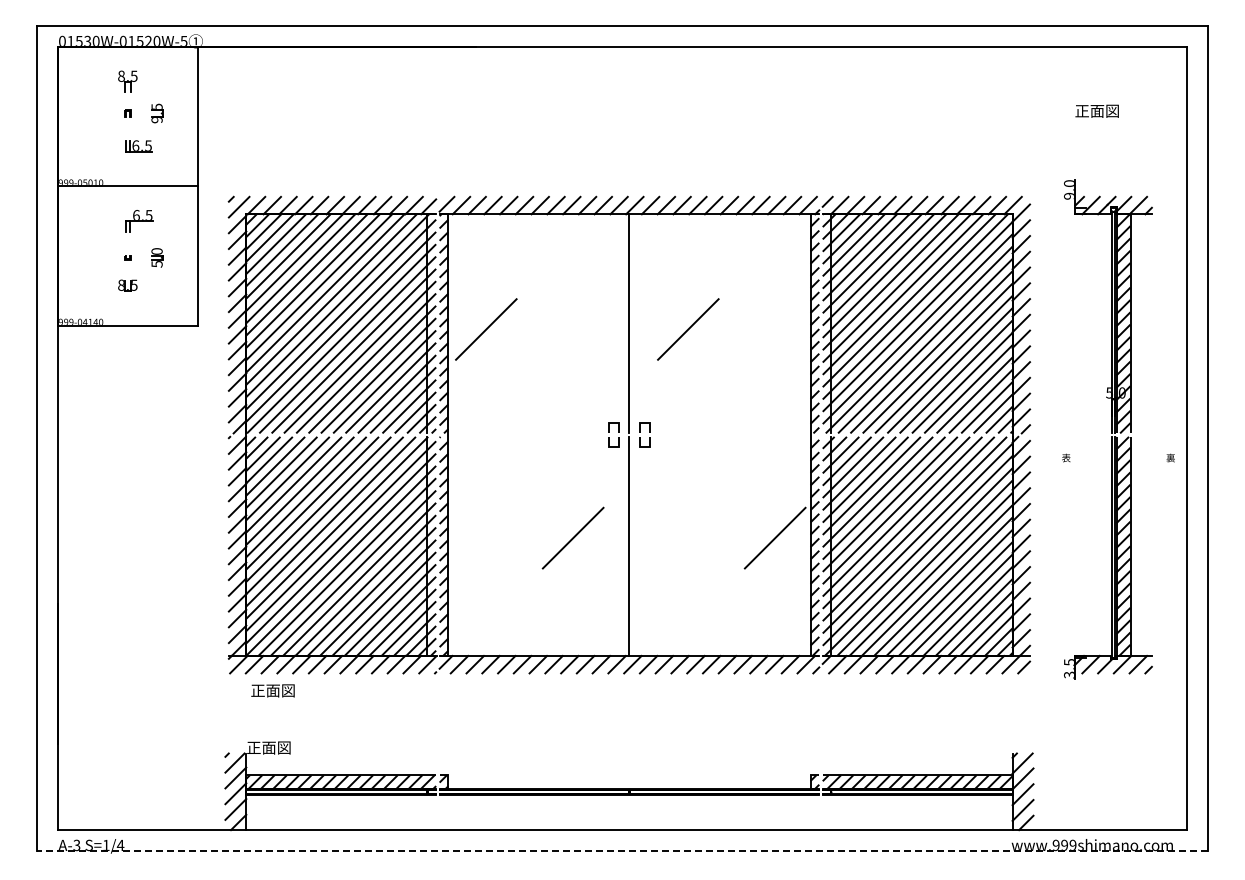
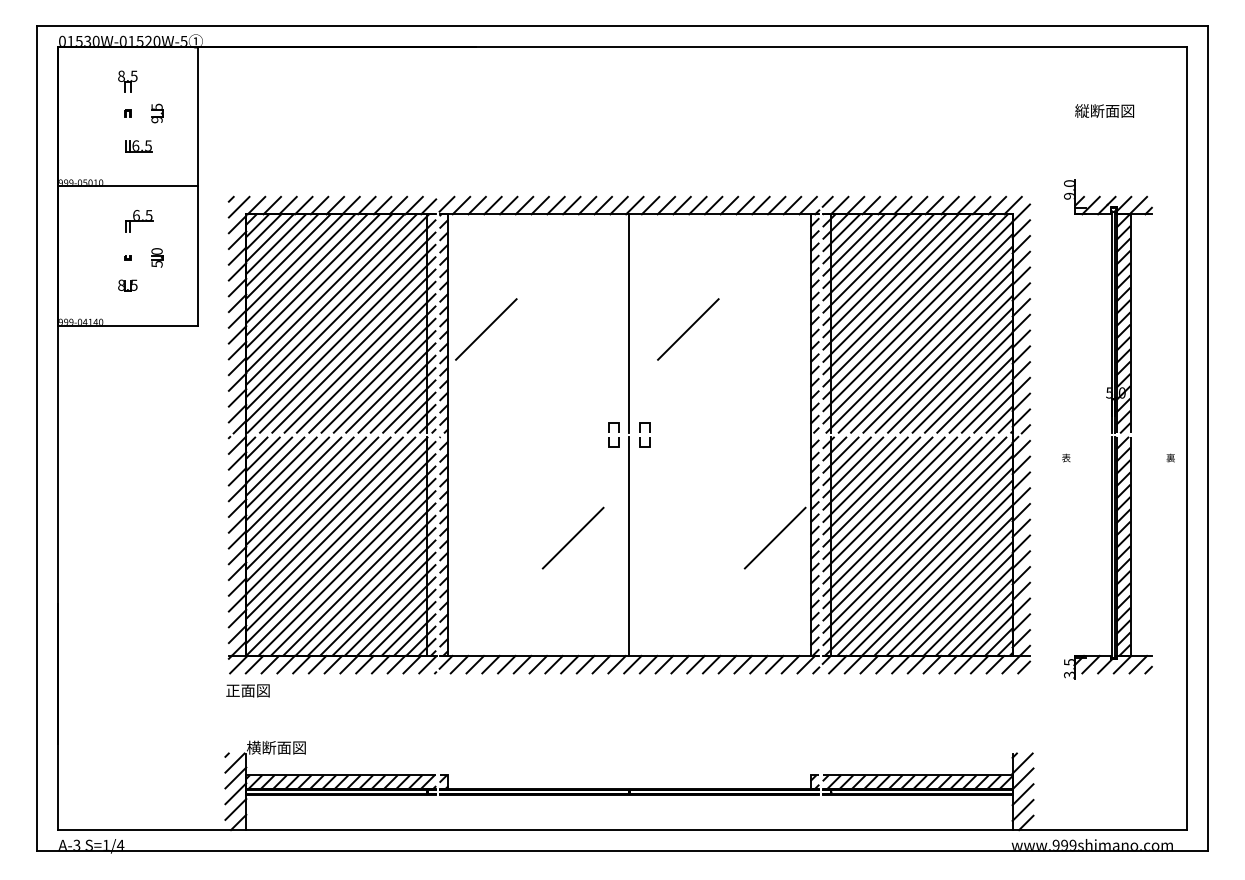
text: 正面図 -> 縦断面図 (1104, 110)
text position: (272, 690) -> (247, 690) (247, 690)
text: 正面図 -> 横断面図 (276, 747)
line: dashed -> solid (622, 851)
